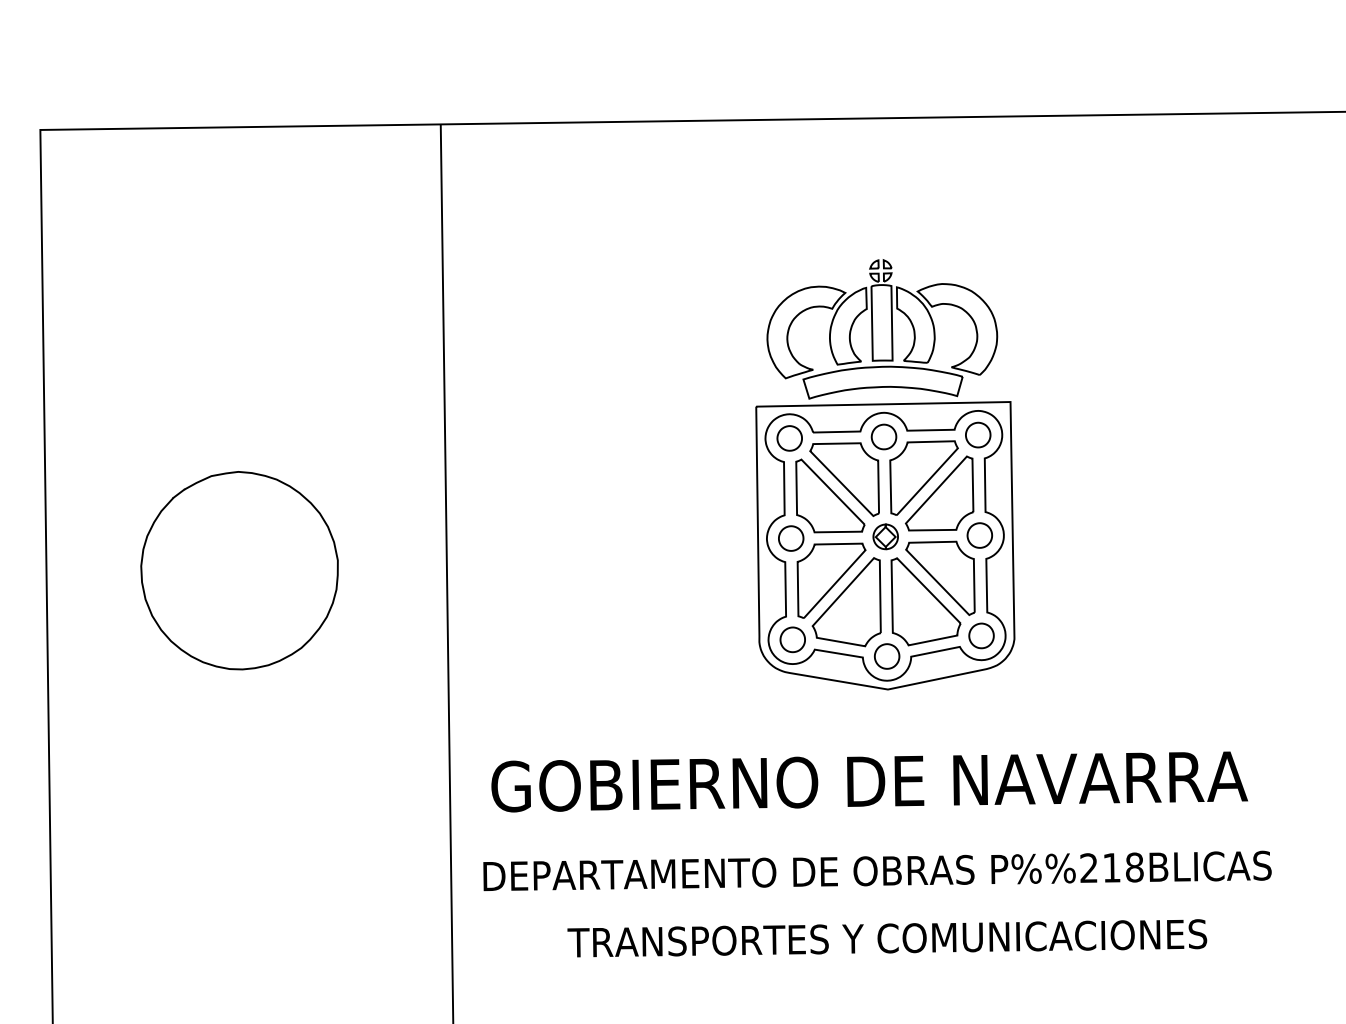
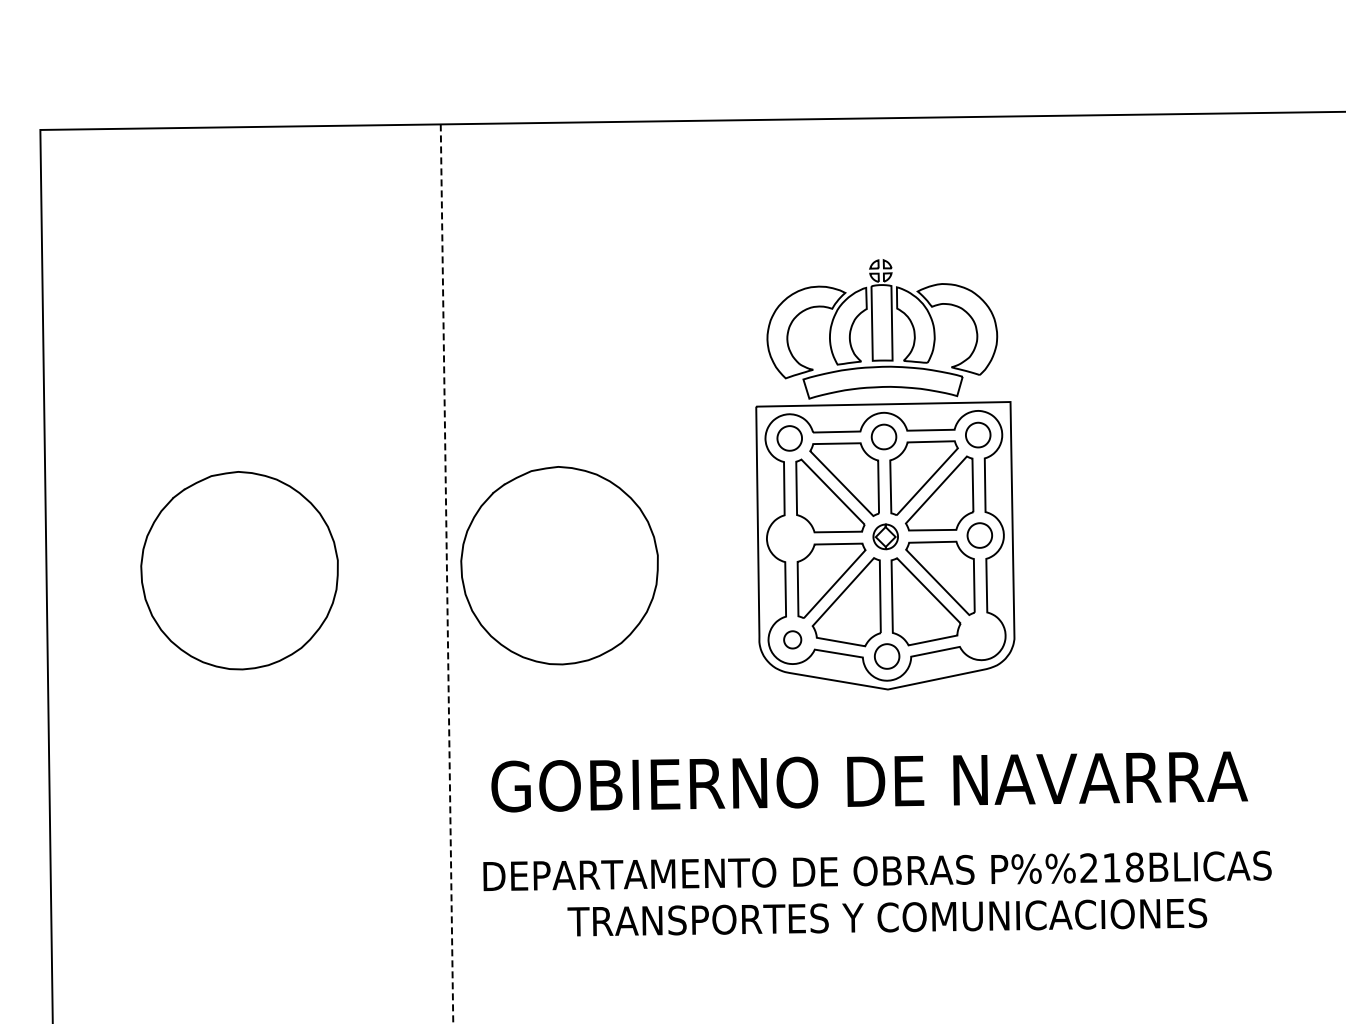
part: present -> none (791, 538)
part: none -> present (559, 565)
line: solid -> dashed (447, 574)
part: present -> none (981, 635)
part size: 27x28 px -> 20x20 px (792, 639)
text position: (887, 938) -> (887, 917) (887, 917)
